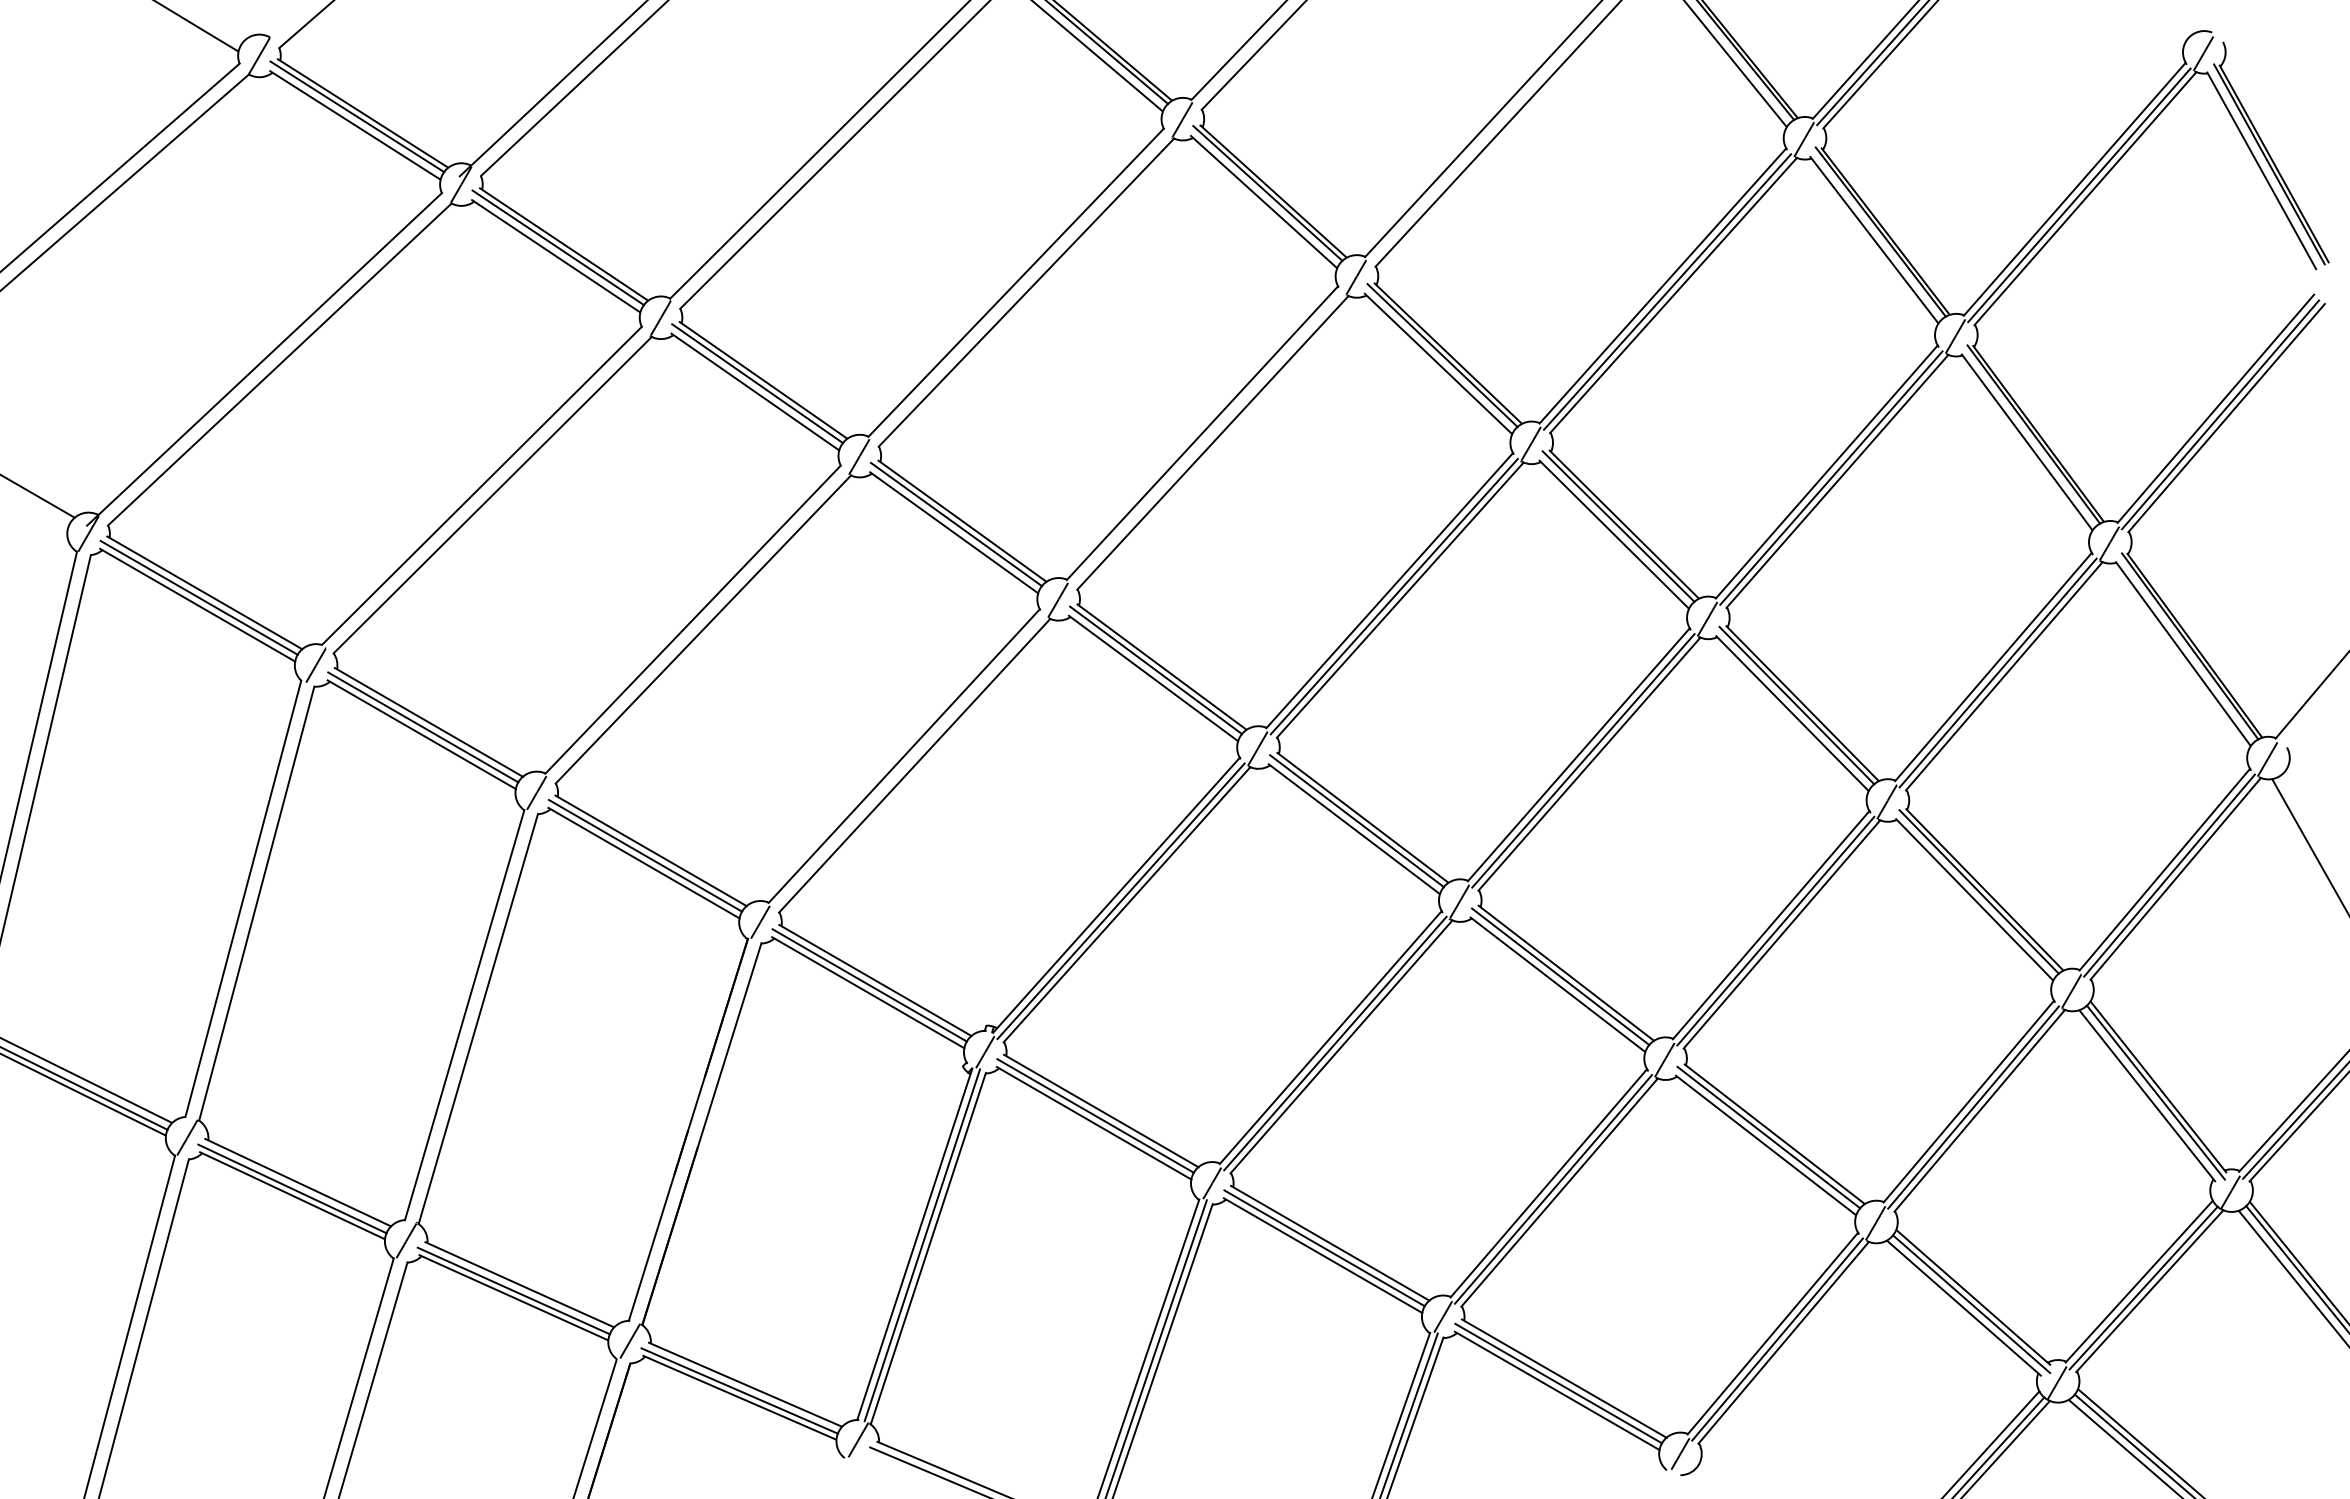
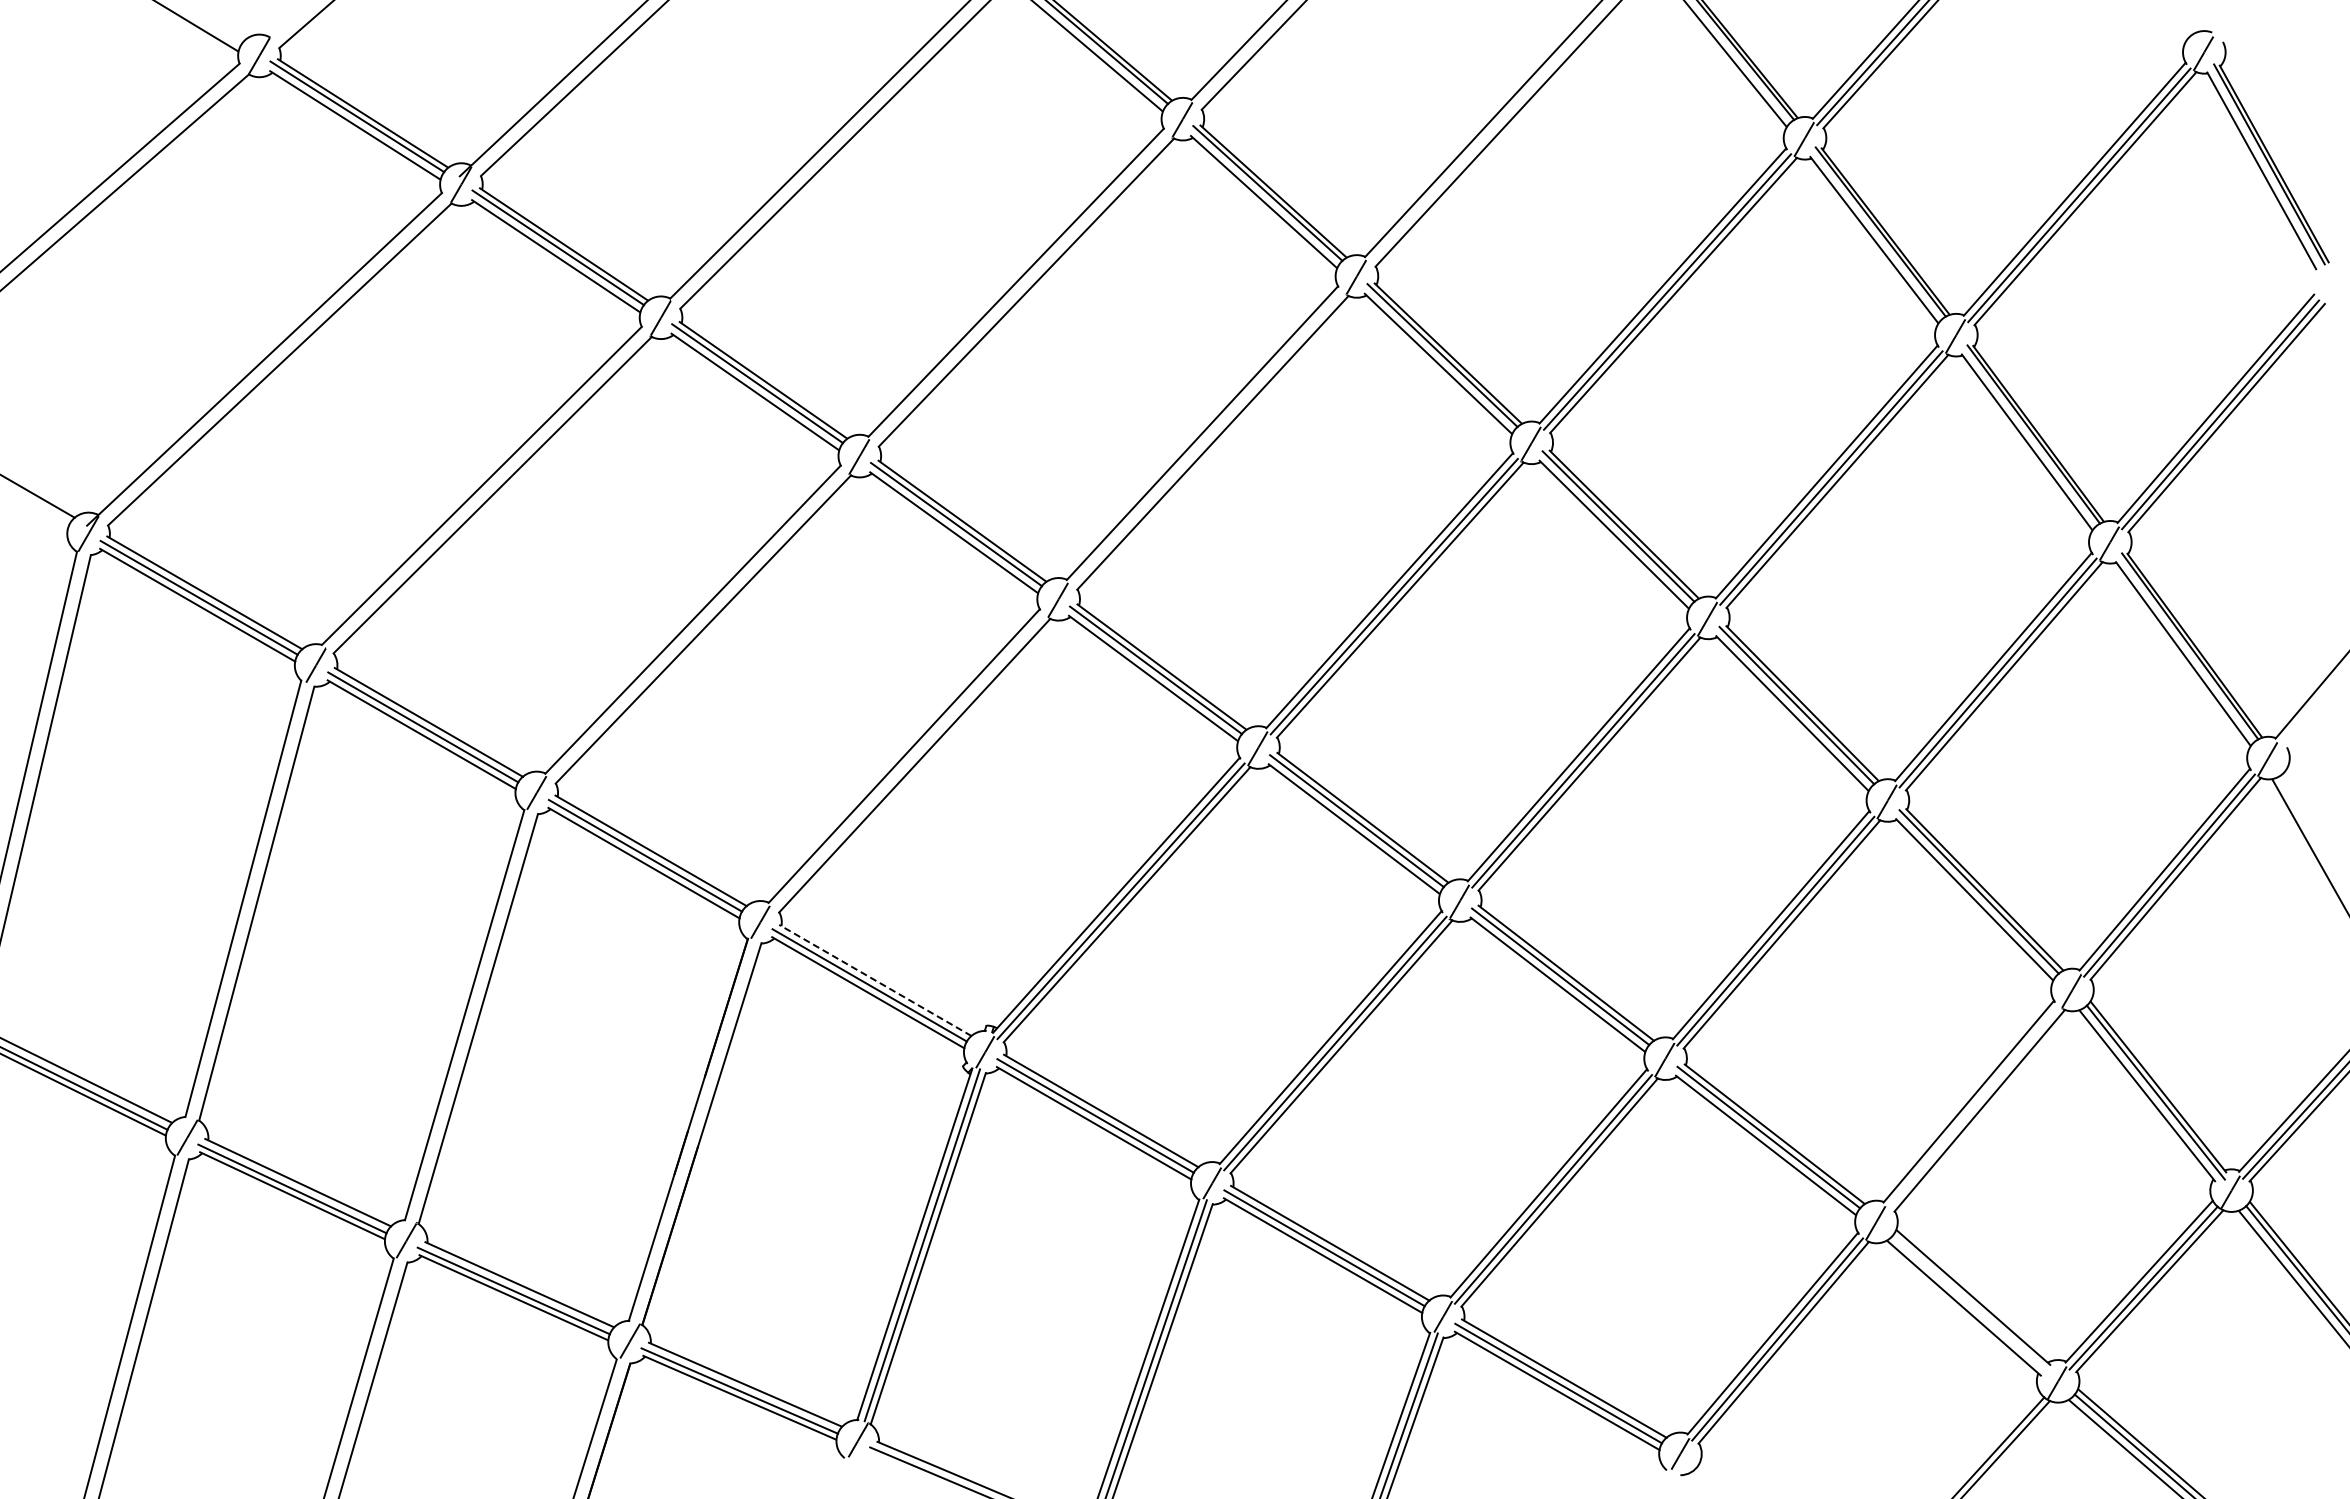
line: solid -> dashed (874, 980)
line: present -> none (1973, 1107)
line: present -> none (1971, 1304)
line: present -> none (1991, 1443)
